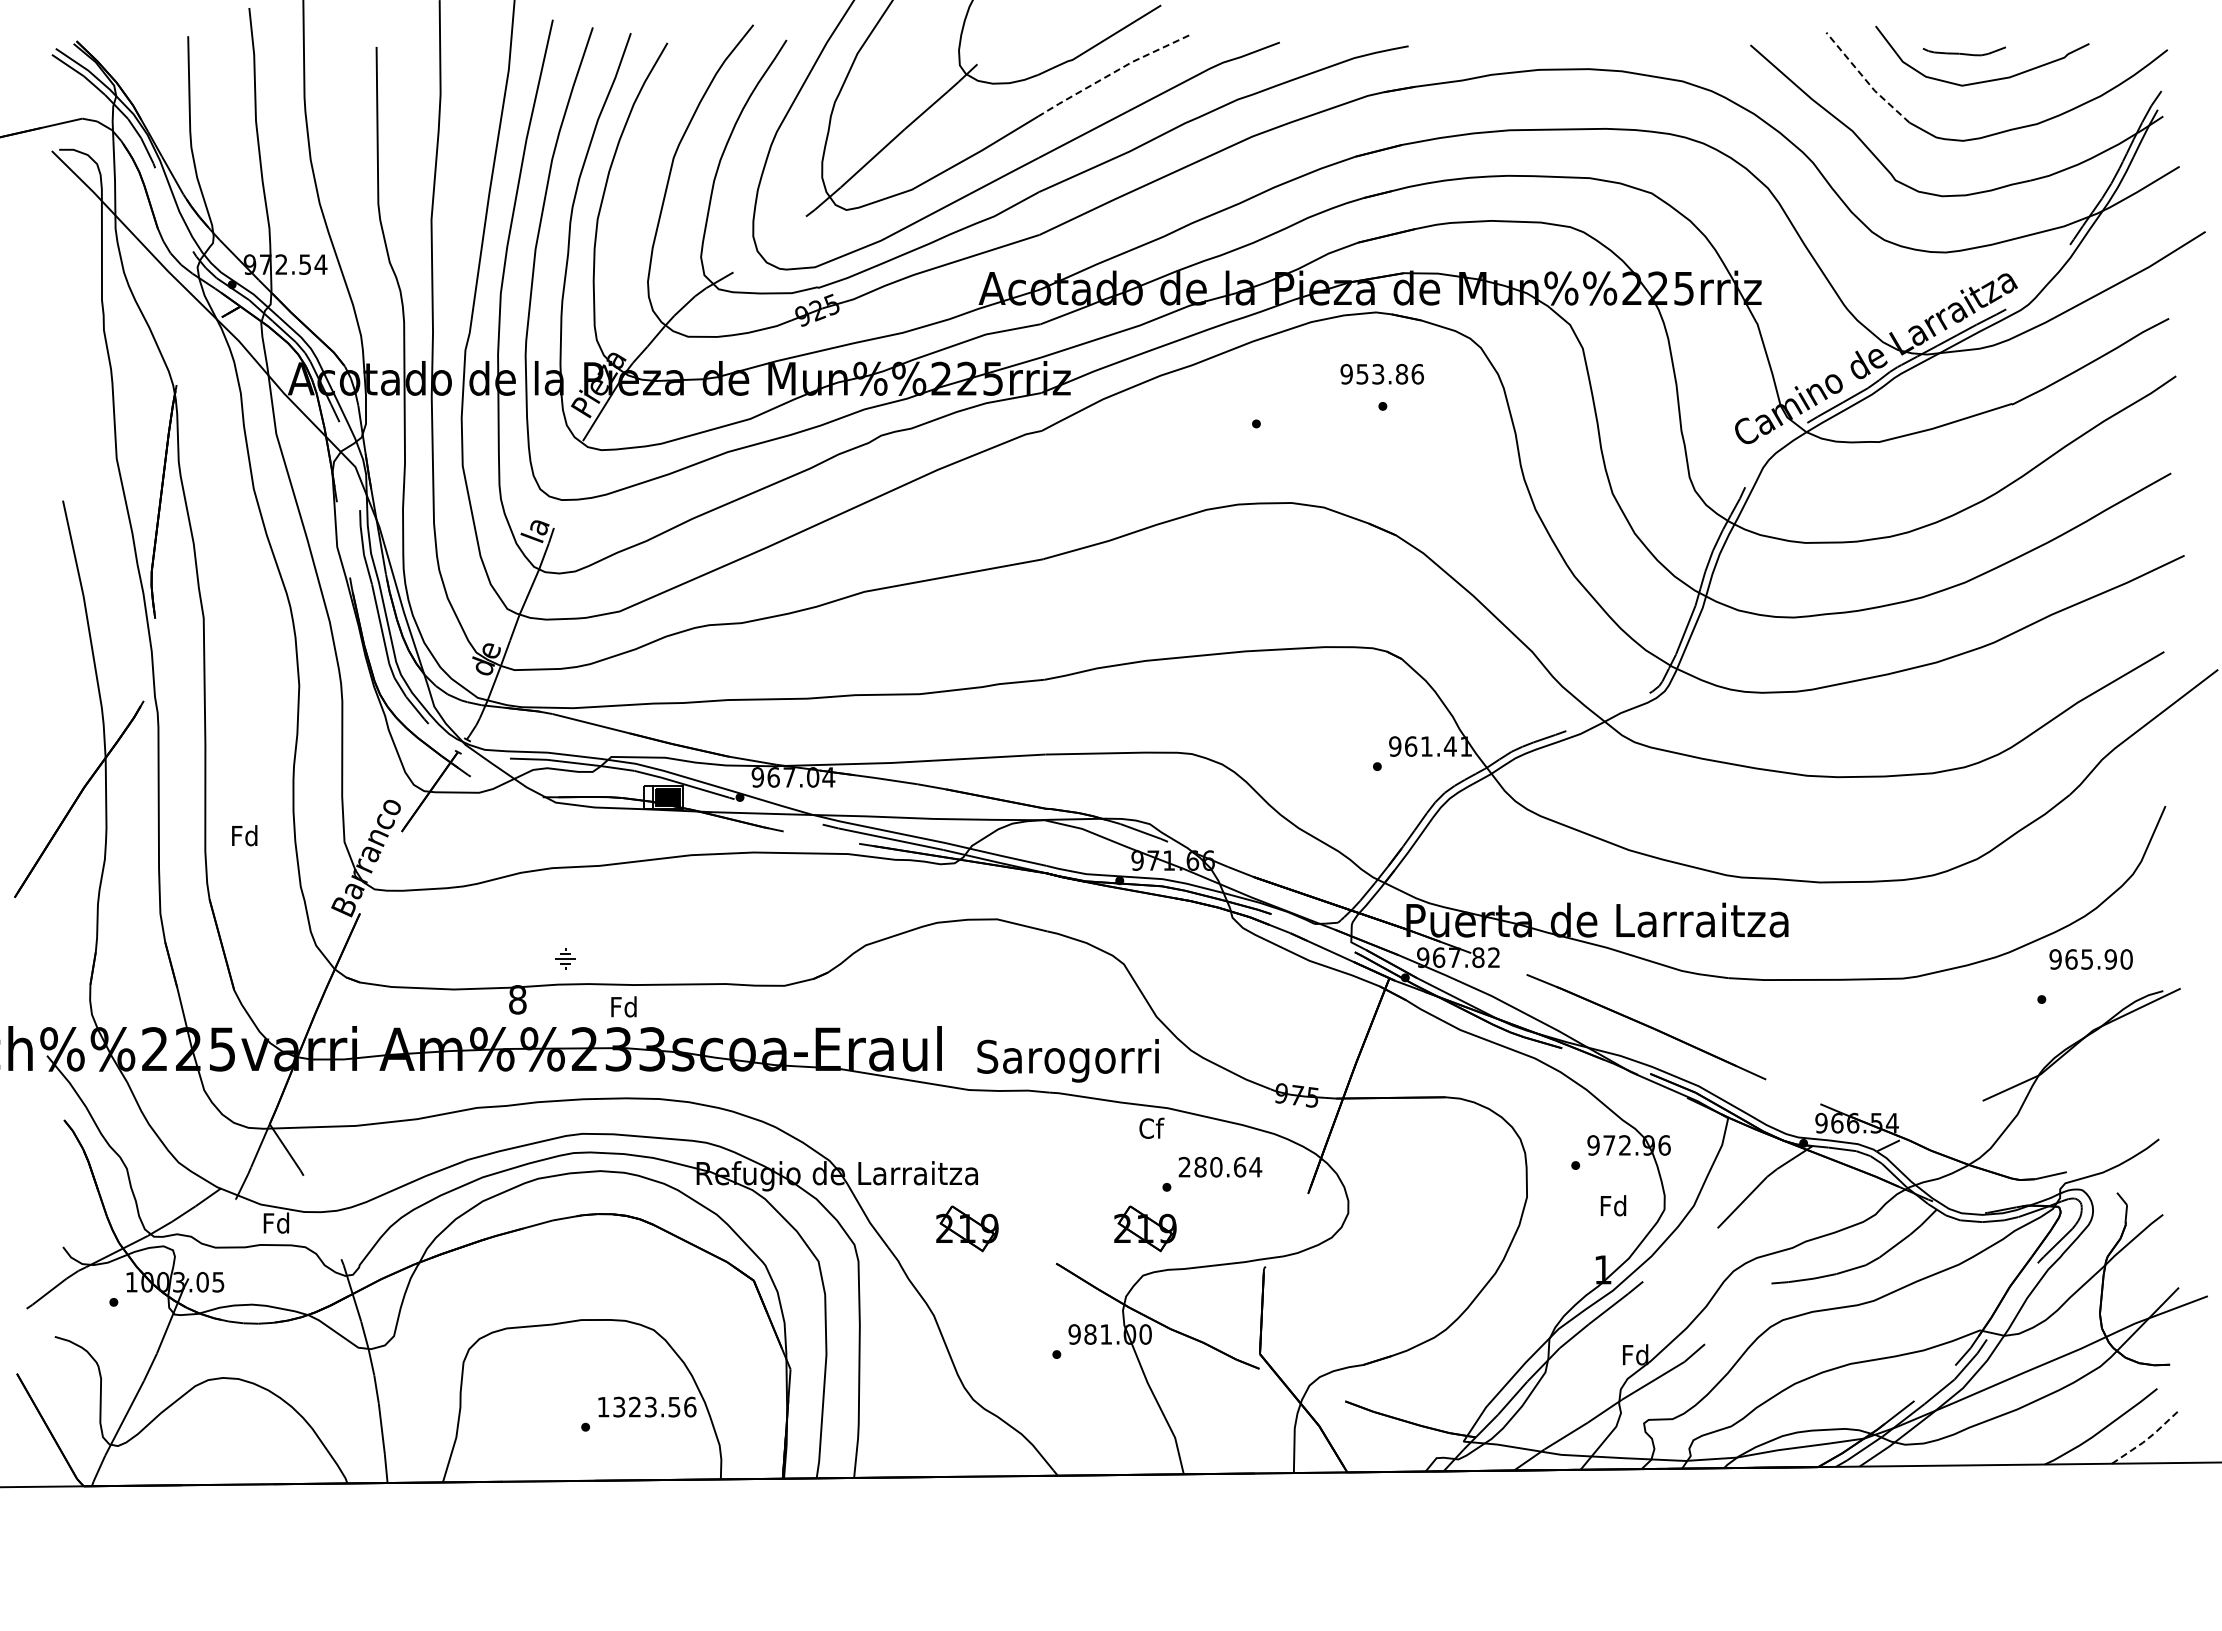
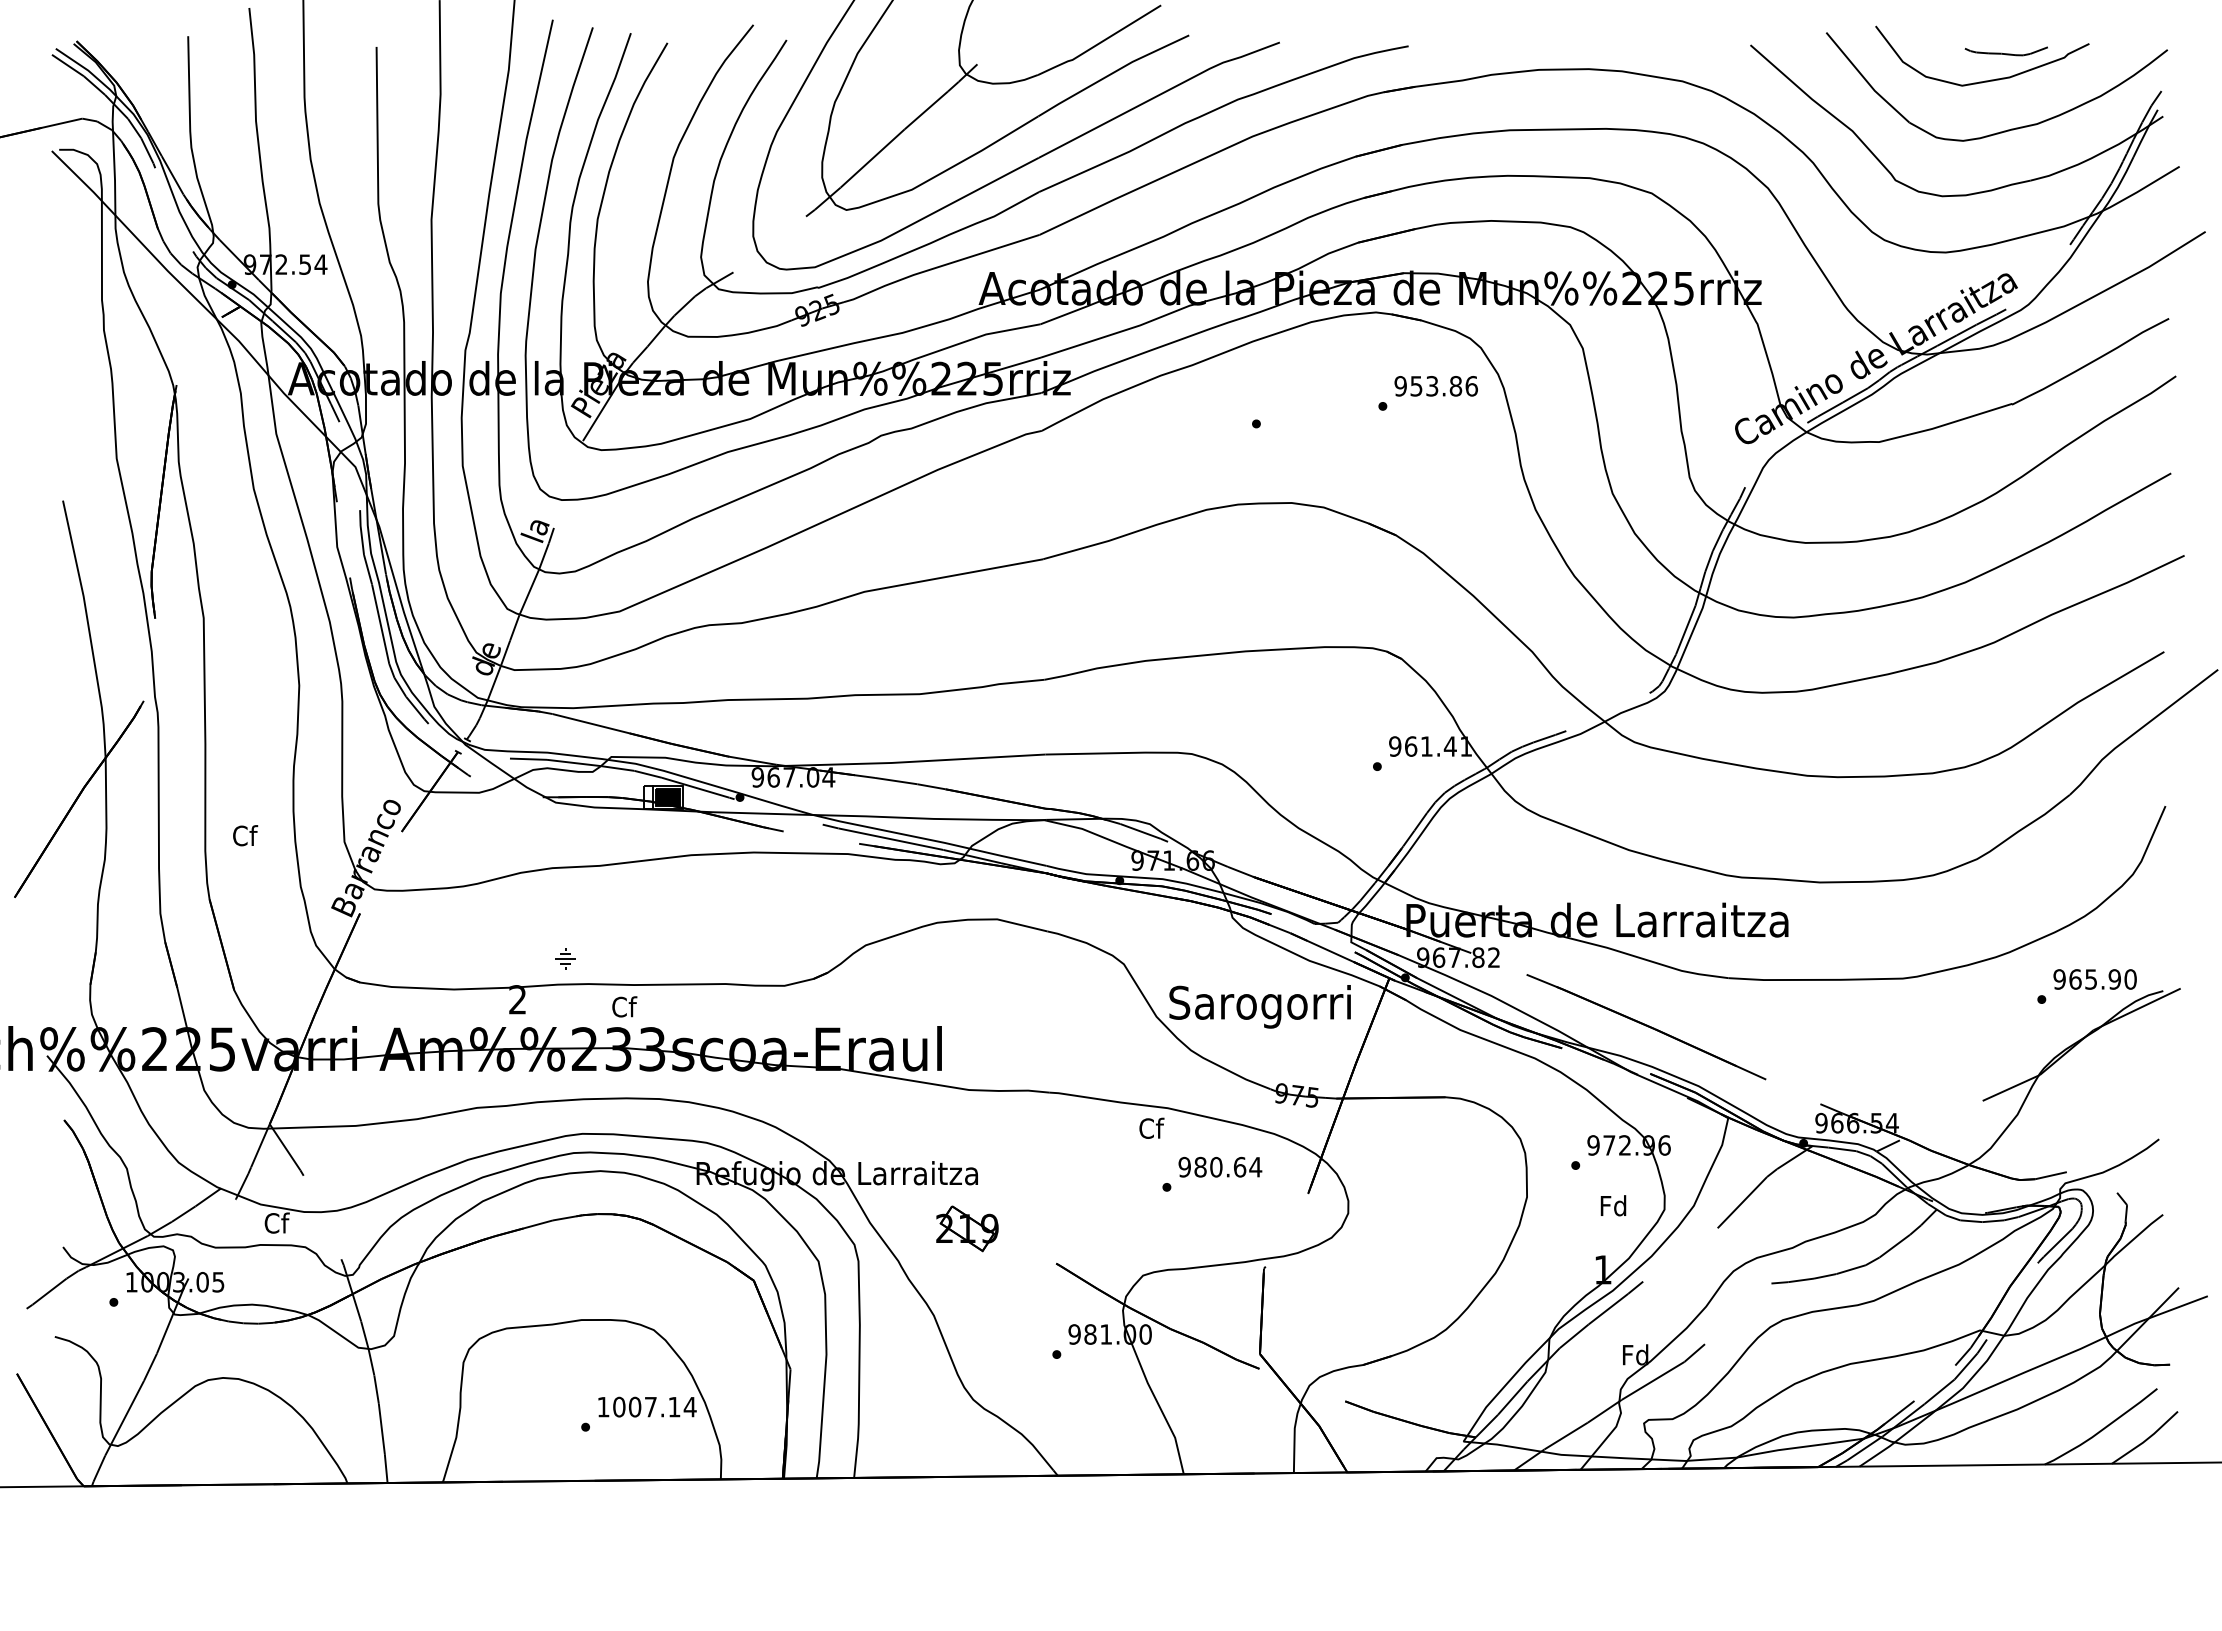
curve position: (1963, 53) -> (2005, 53) (2005, 53)
line: dashed -> solid (1111, 73)
line: dashed -> solid (1865, 80)
text position: (1381, 374) -> (1435, 386) (1435, 386)
text: Fd -> Cf (245, 835)
text position: (2090, 959) -> (2094, 979) (2094, 979)
text: 8 -> 2 (517, 999)
text: Fd -> Cf (624, 1006)
text position: (1067, 1060) -> (1259, 1006) (1259, 1006)
text: 280.64 -> 980.64 (1184, 1167)
text: Fd -> Cf (276, 1222)
part: present -> none (1145, 1228)
text: 1323.56 -> 1007.14 (654, 1406)
line: dashed -> solid (2146, 1439)
